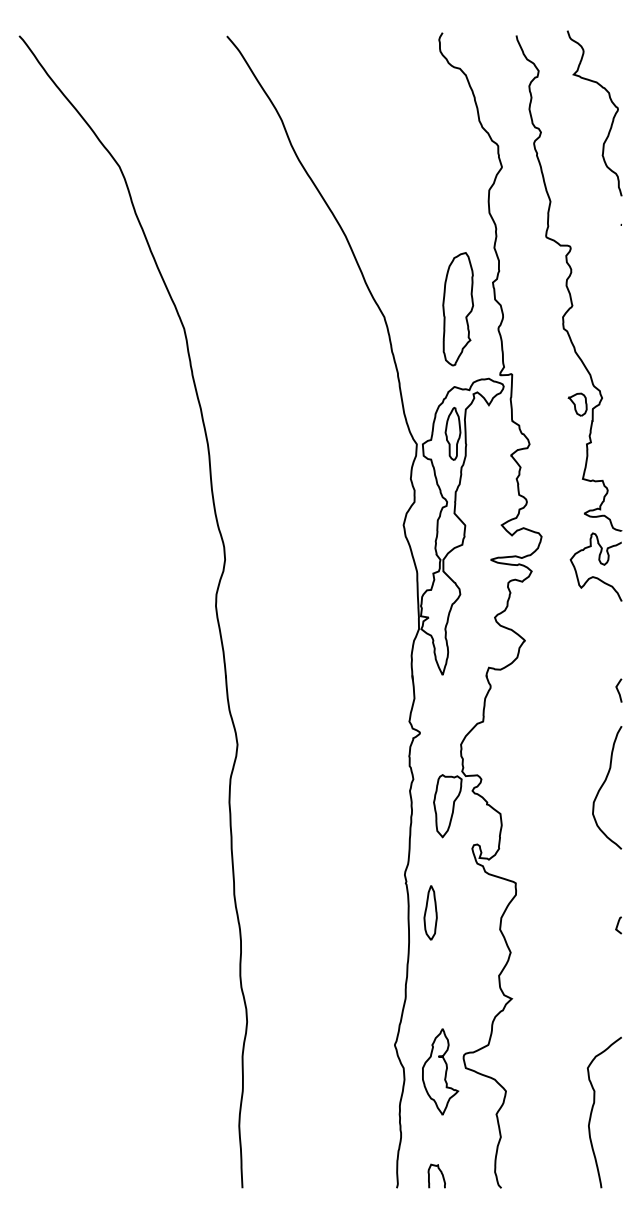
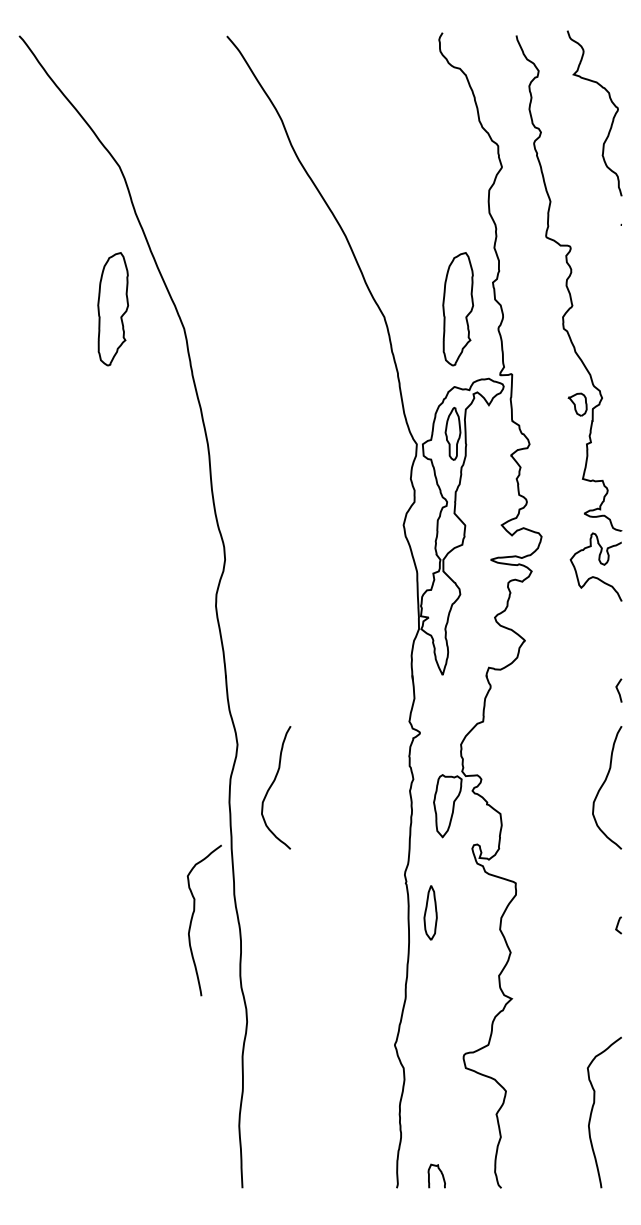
part: none -> present (113, 309)
curve: none -> present (272, 785)
curve: none -> present (193, 916)
part: present -> none (440, 1071)
